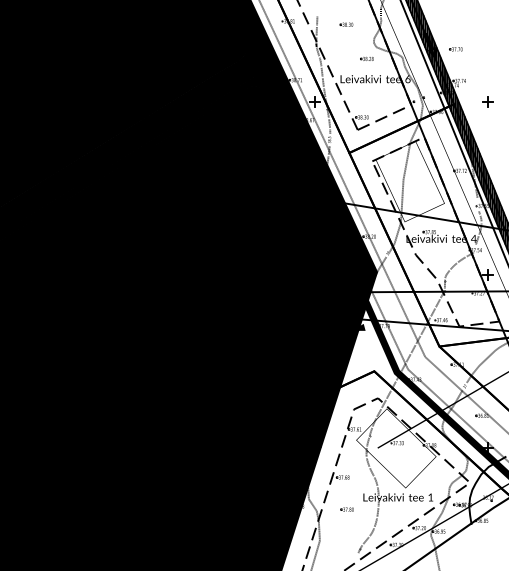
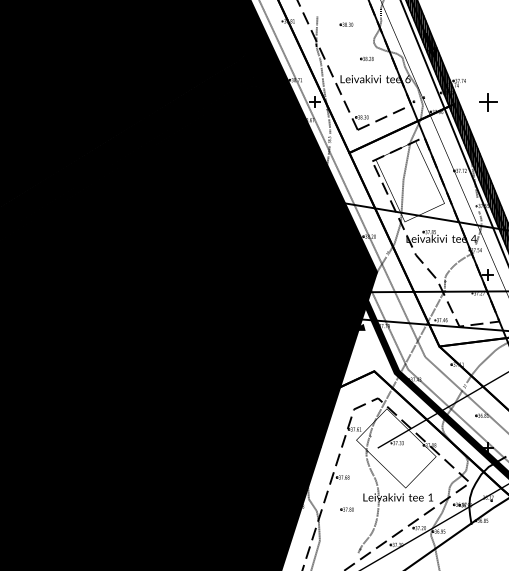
part: present -> none (455, 49)
part size: 12x12 px -> 19x19 px (488, 102)
